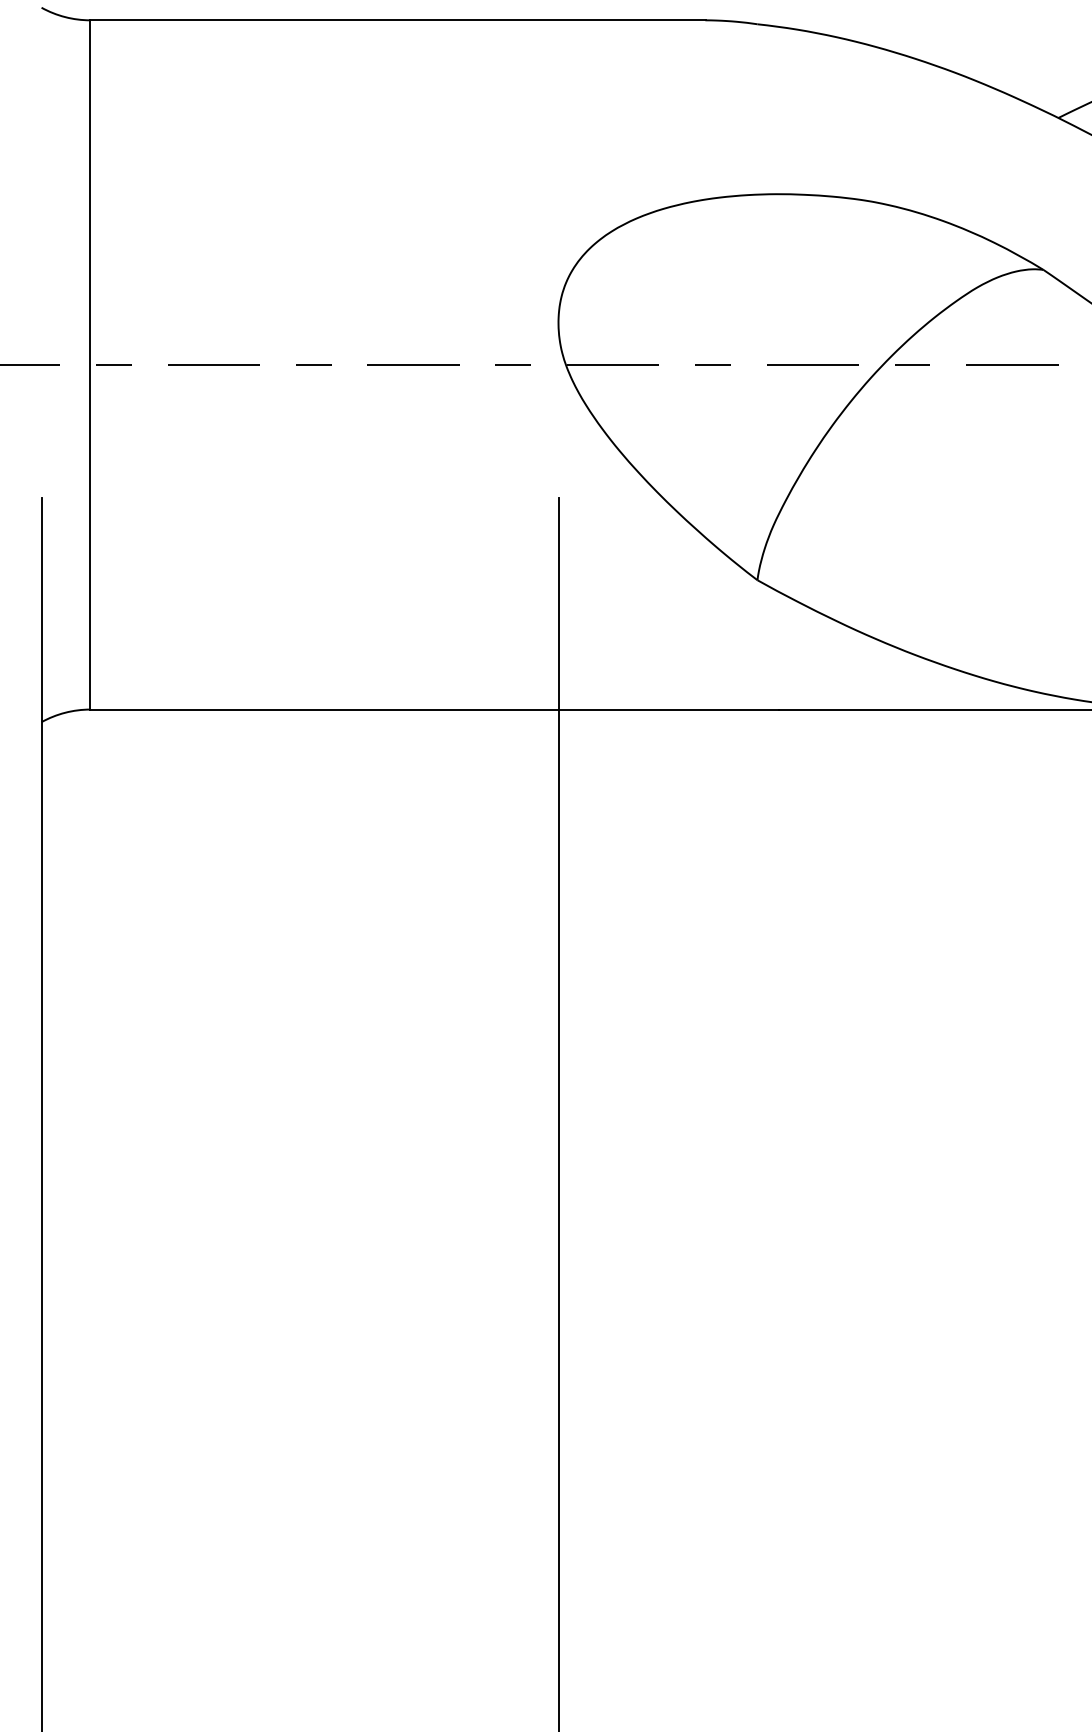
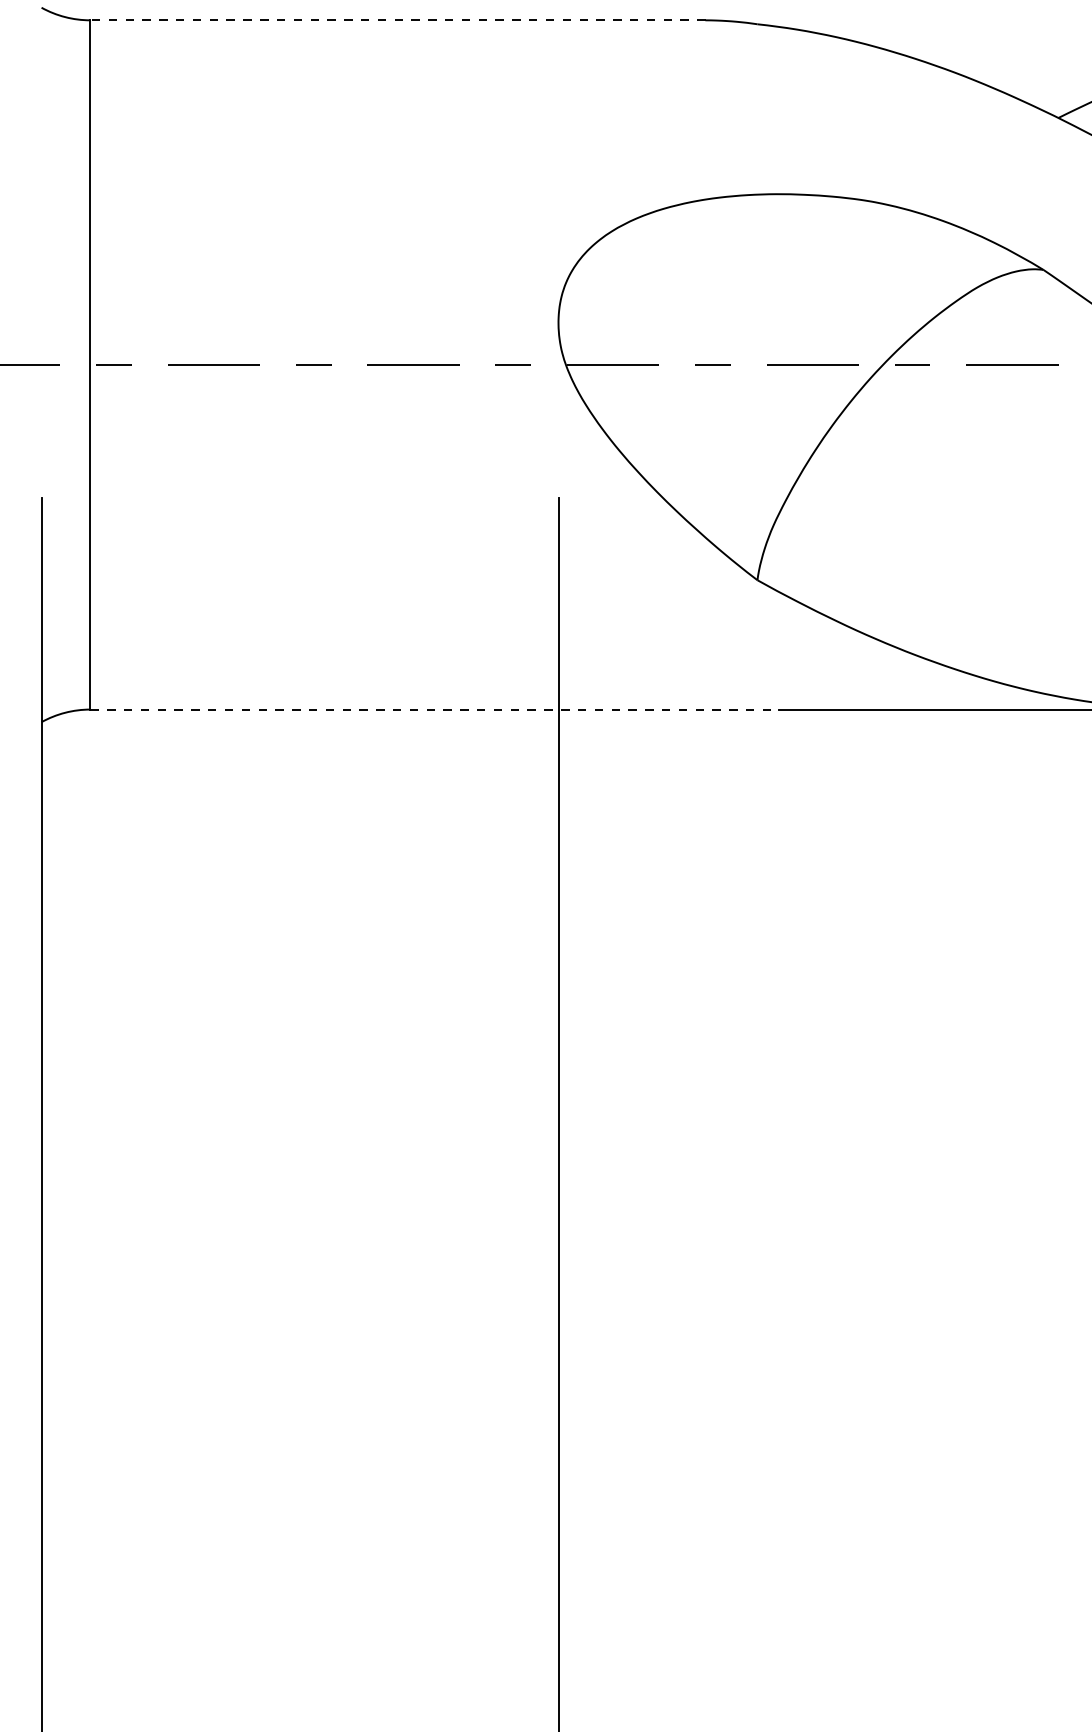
line: solid -> dashed (398, 20)
line: solid -> dashed (435, 709)
